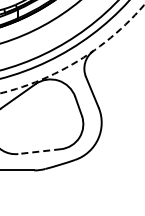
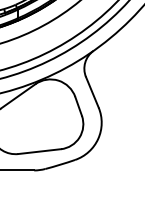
circle: dashed -> solid (72, 48)
line: dashed -> solid (39, 151)
